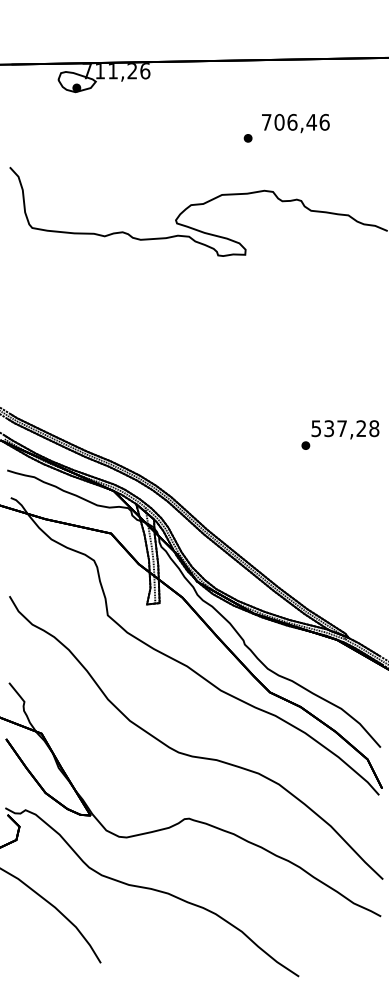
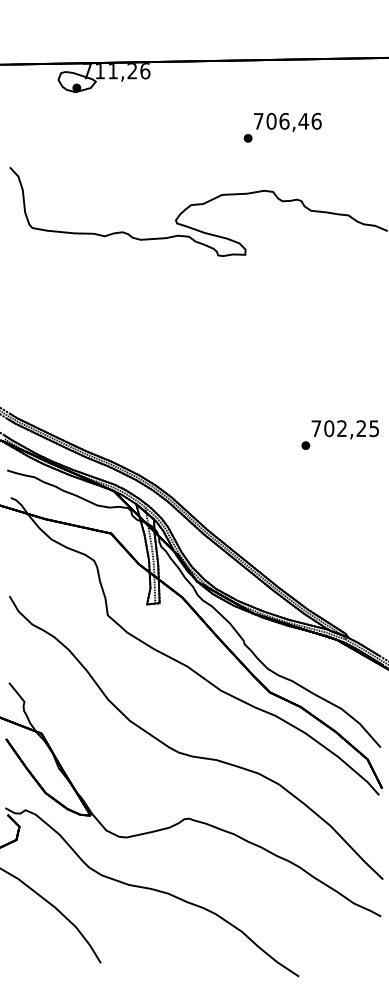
text position: (295, 123) -> (287, 122) (287, 122)
text: 537,28 -> 702,25 (345, 428)
